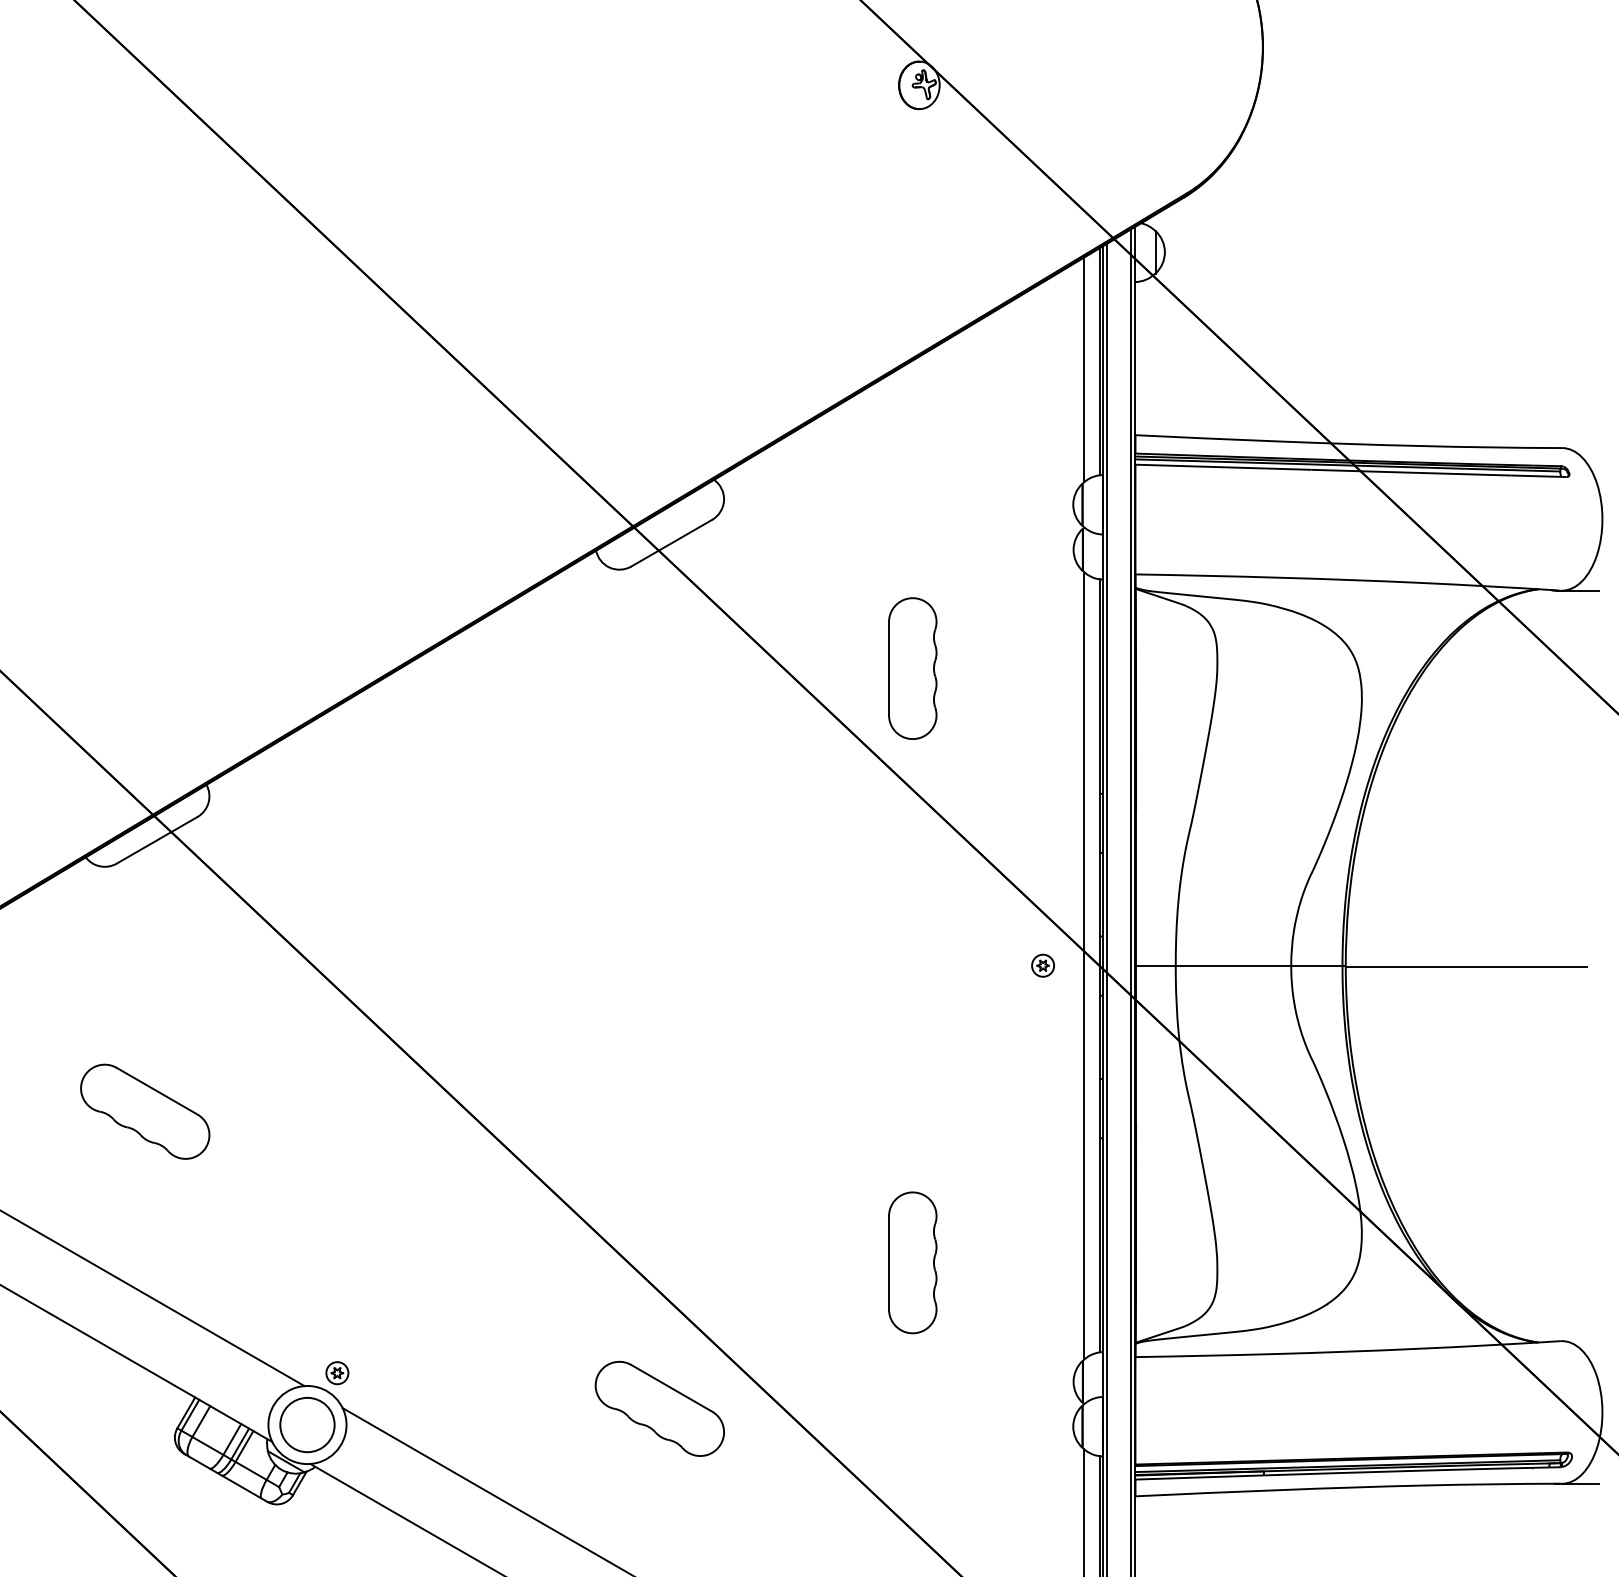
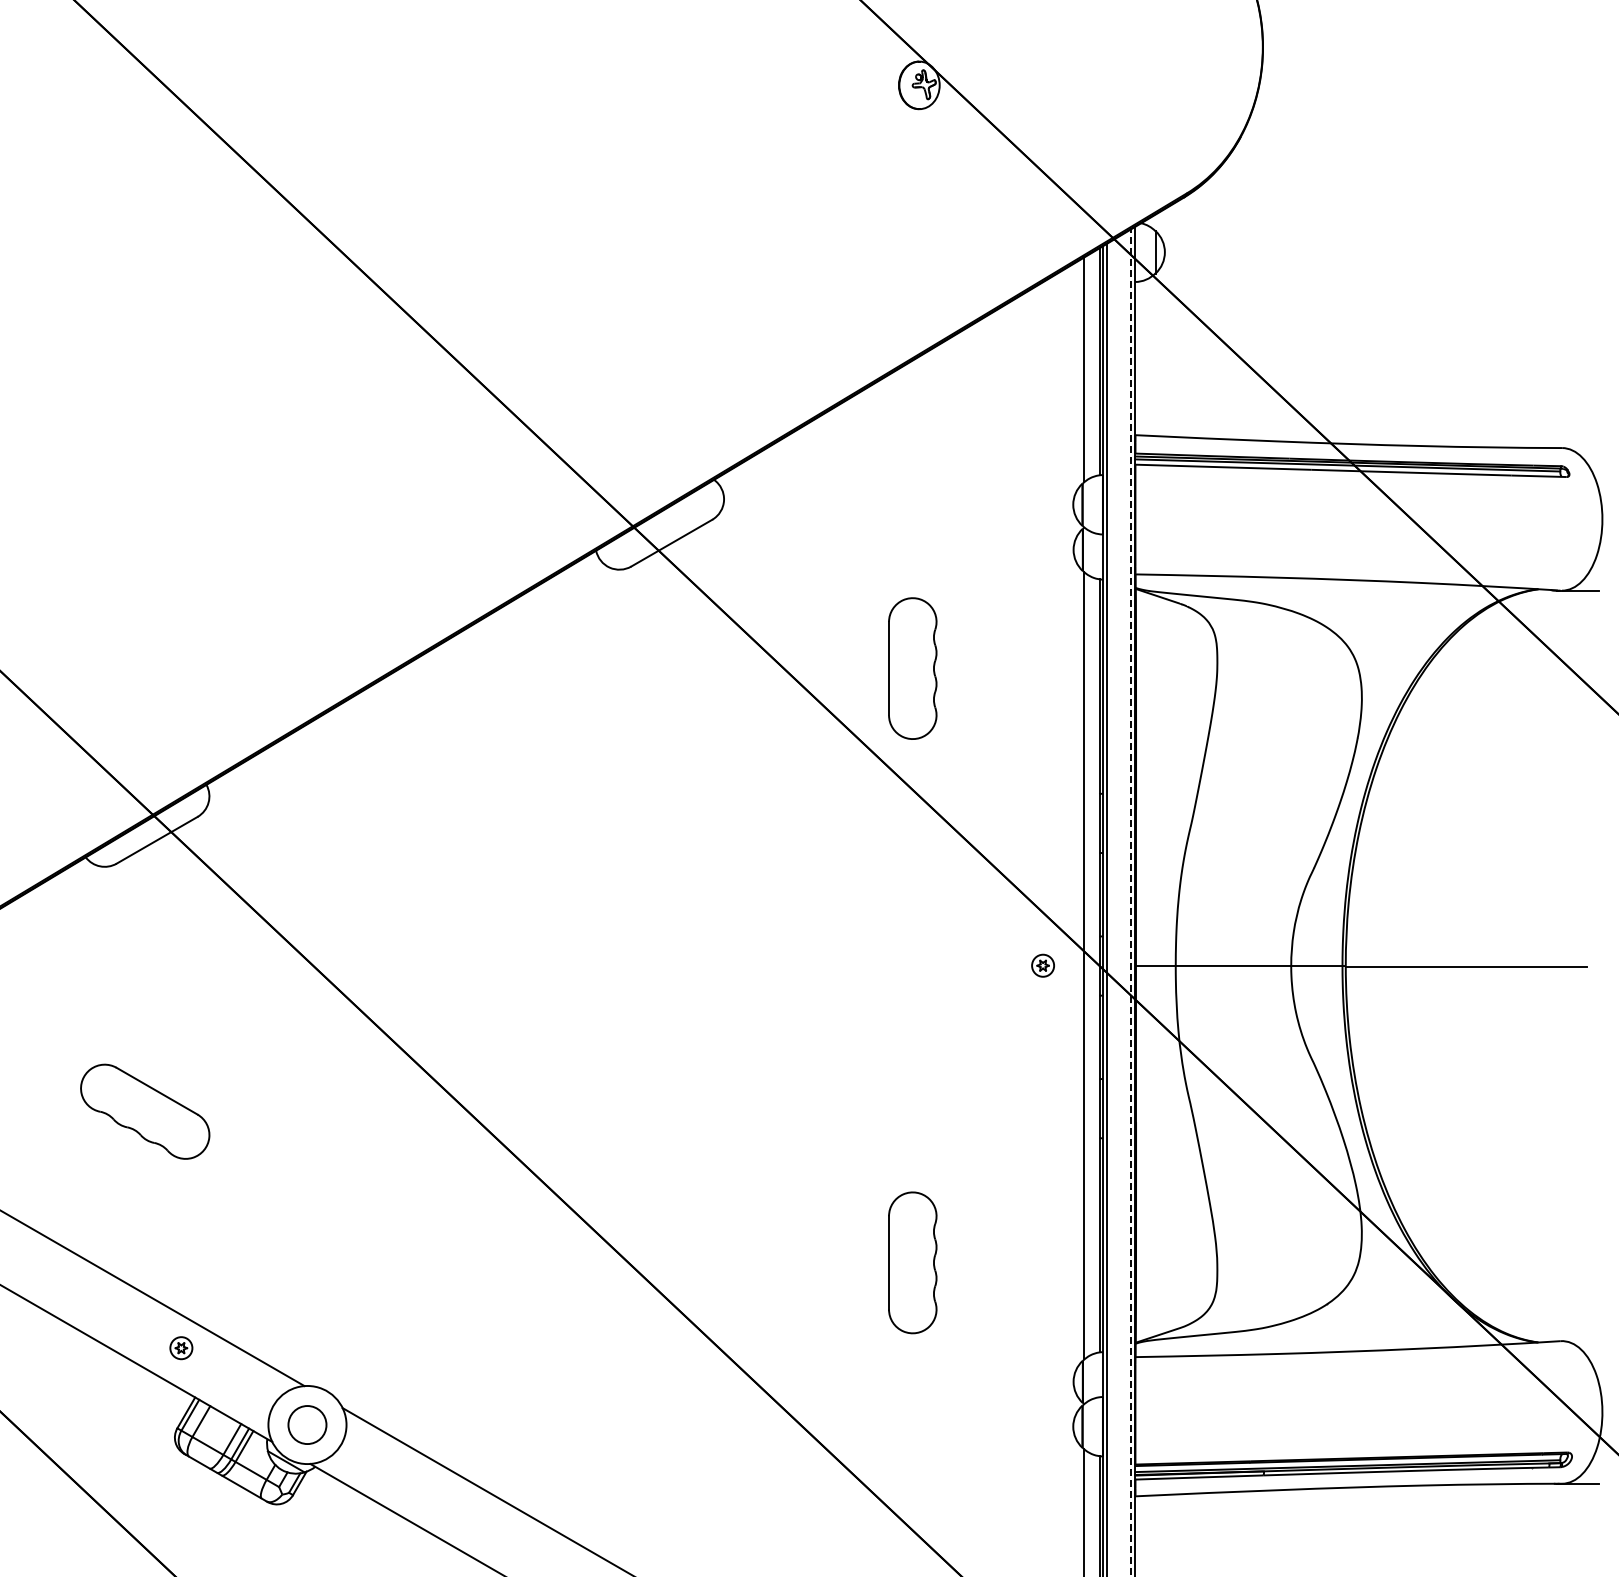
line: solid -> dashed (1130, 902)
part position: (337, 1373) -> (181, 1348) (181, 1348)
part: present -> none (659, 1408)
circle diameter: 54 px -> 38 px (307, 1425)
